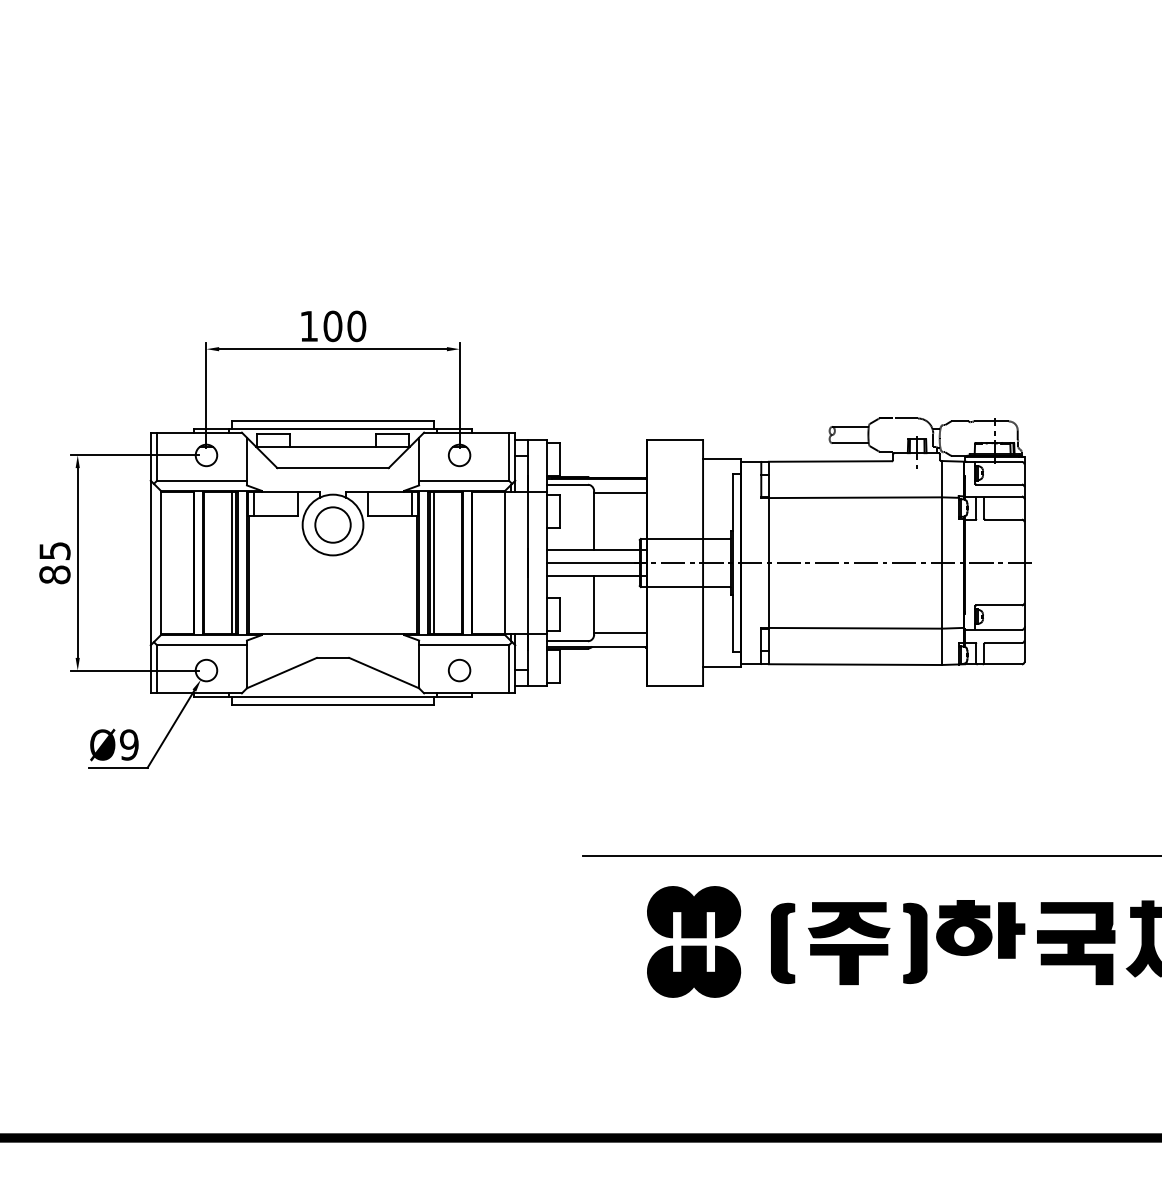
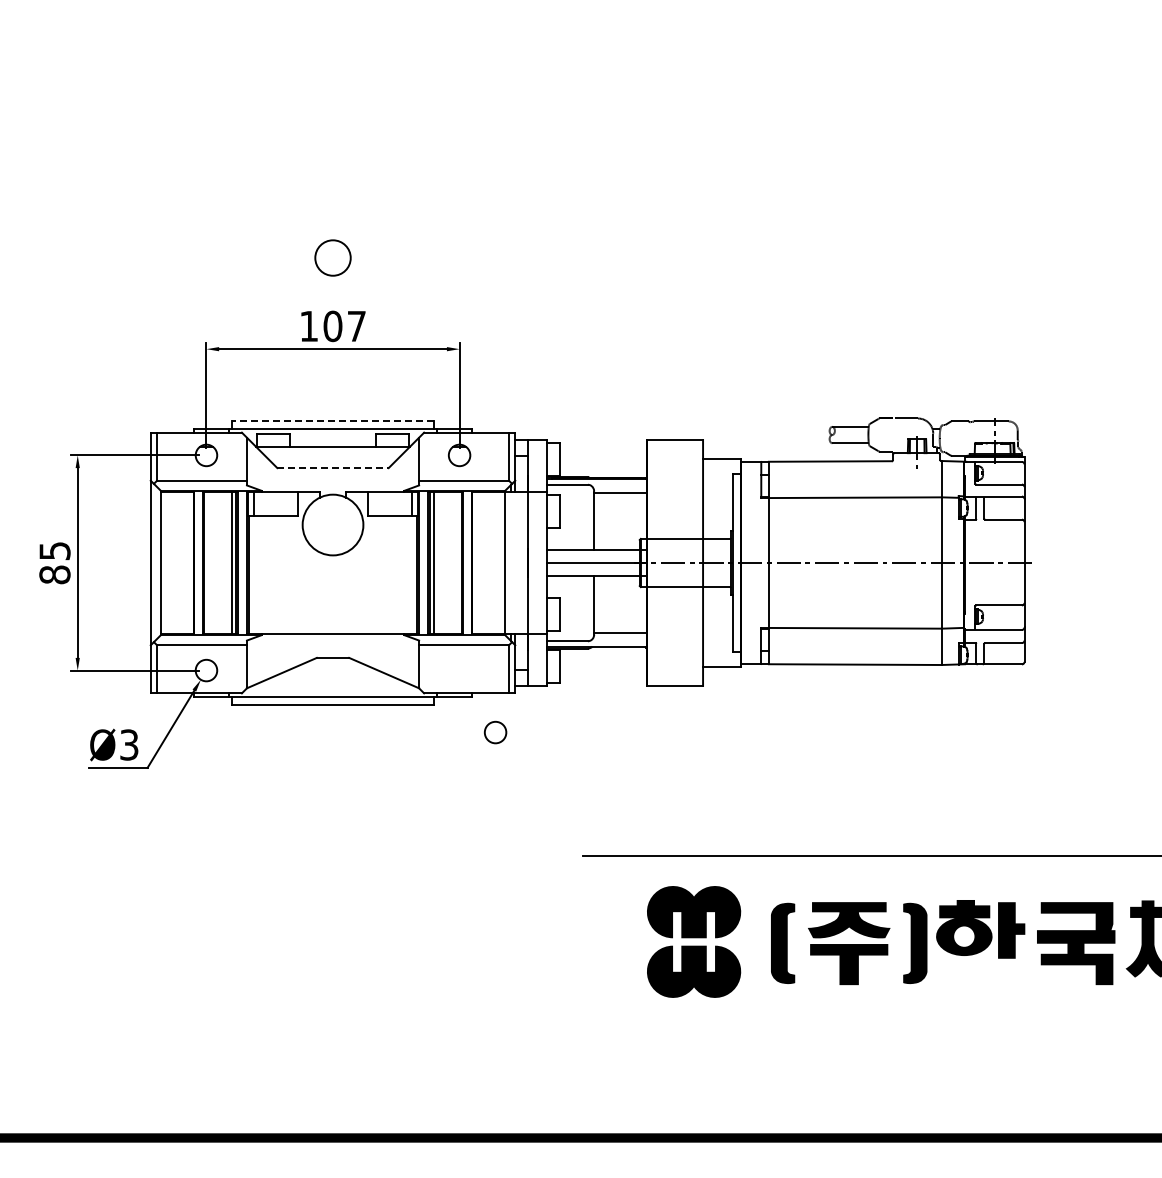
text: 100 -> 107 (356, 326)
line: solid -> dashed (332, 421)
line: solid -> dashed (333, 468)
circle position: (332, 524) -> (332, 257) (332, 257)
circle position: (459, 670) -> (495, 732) (495, 732)
text: Ø9 -> Ø3 (128, 744)
